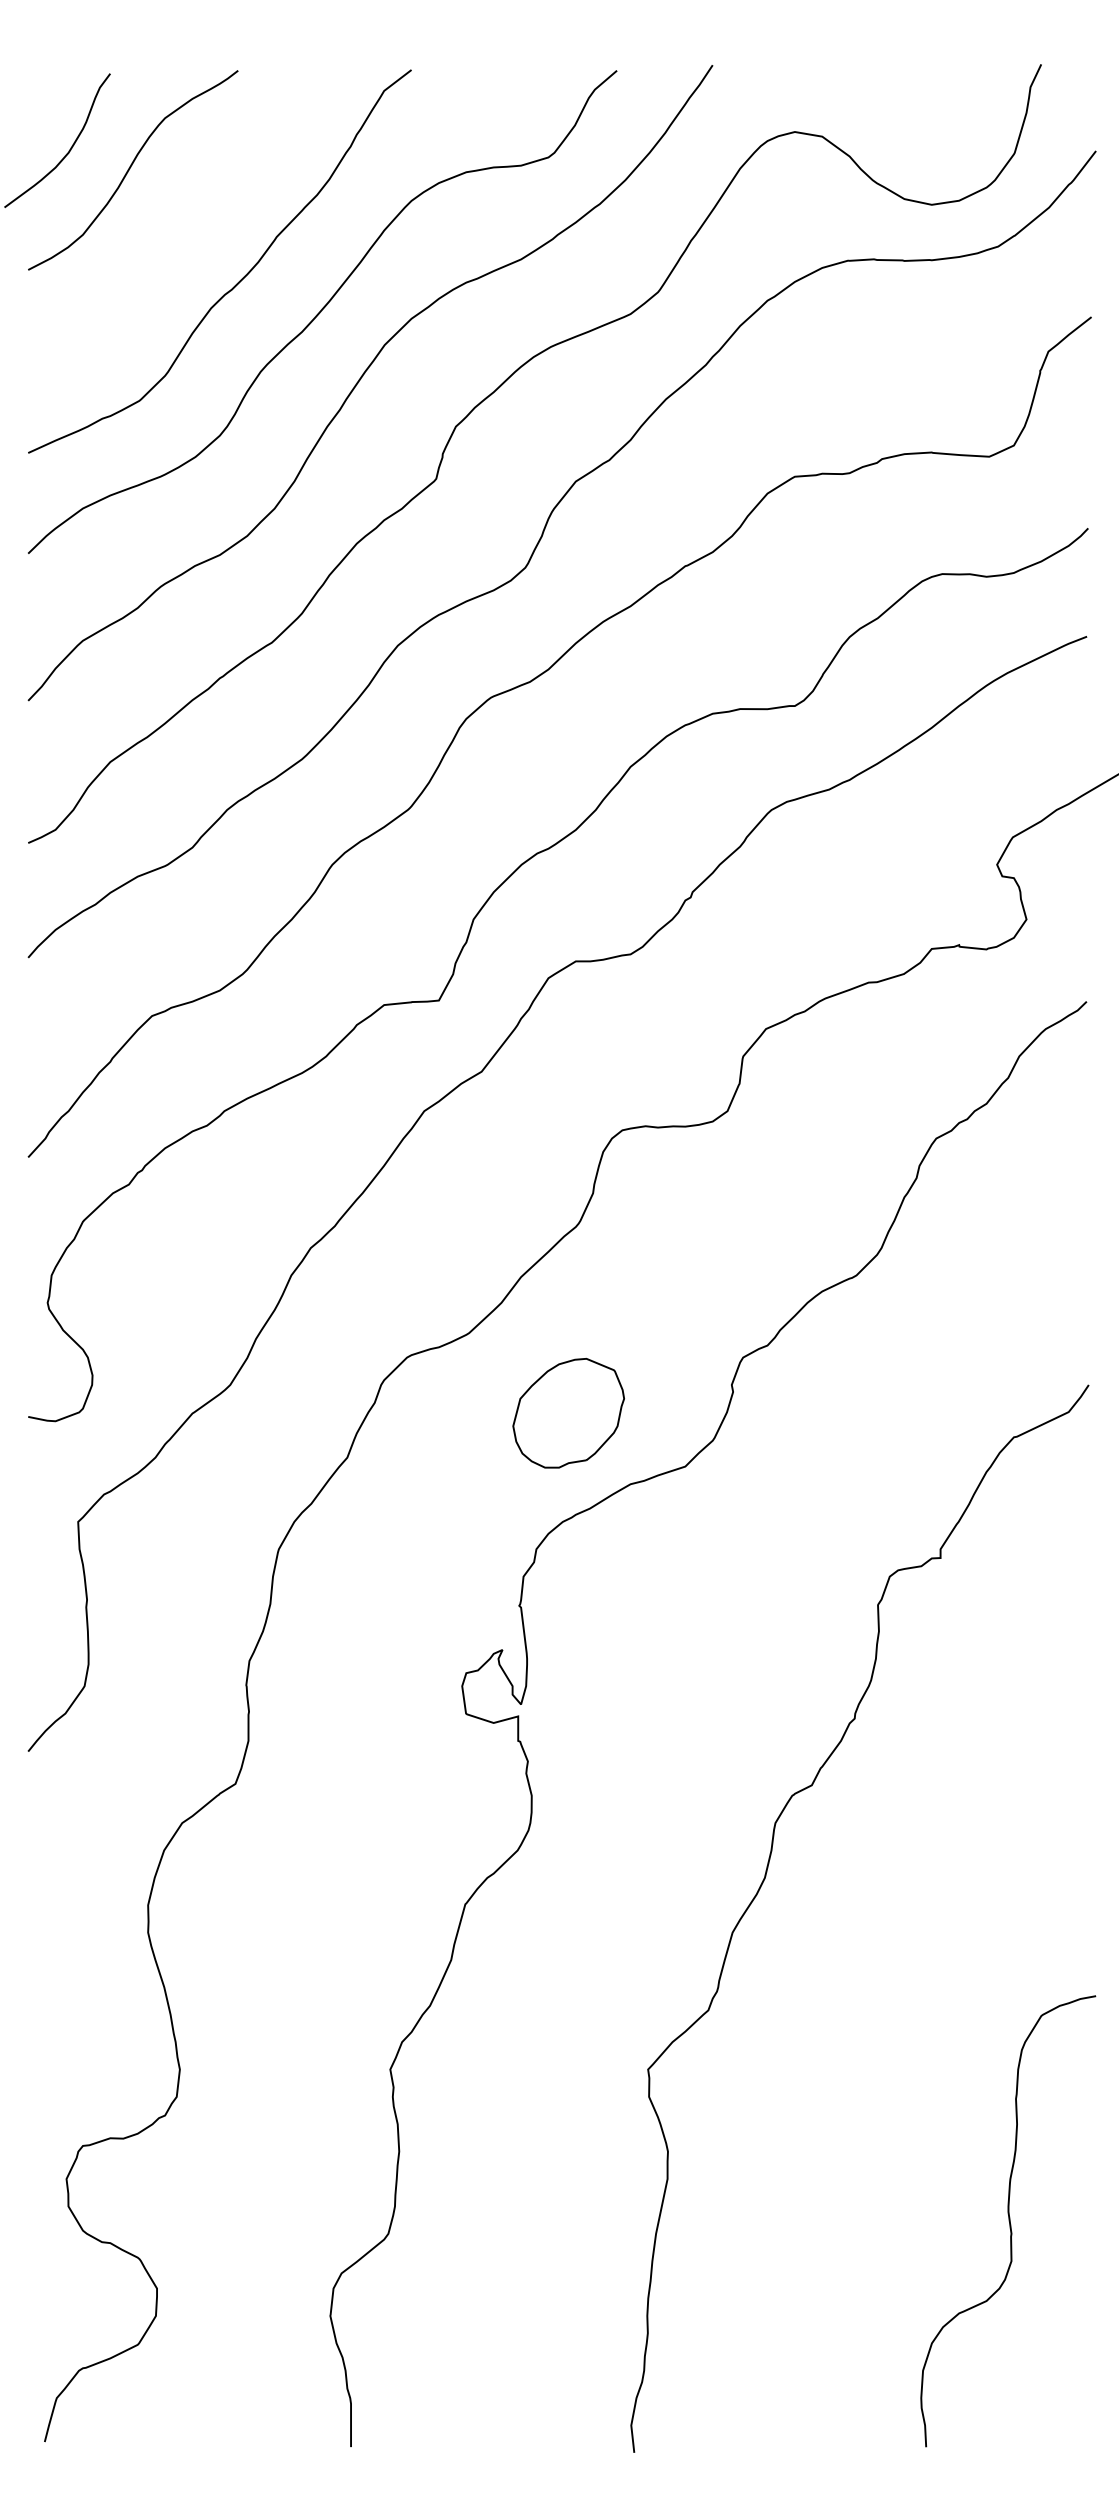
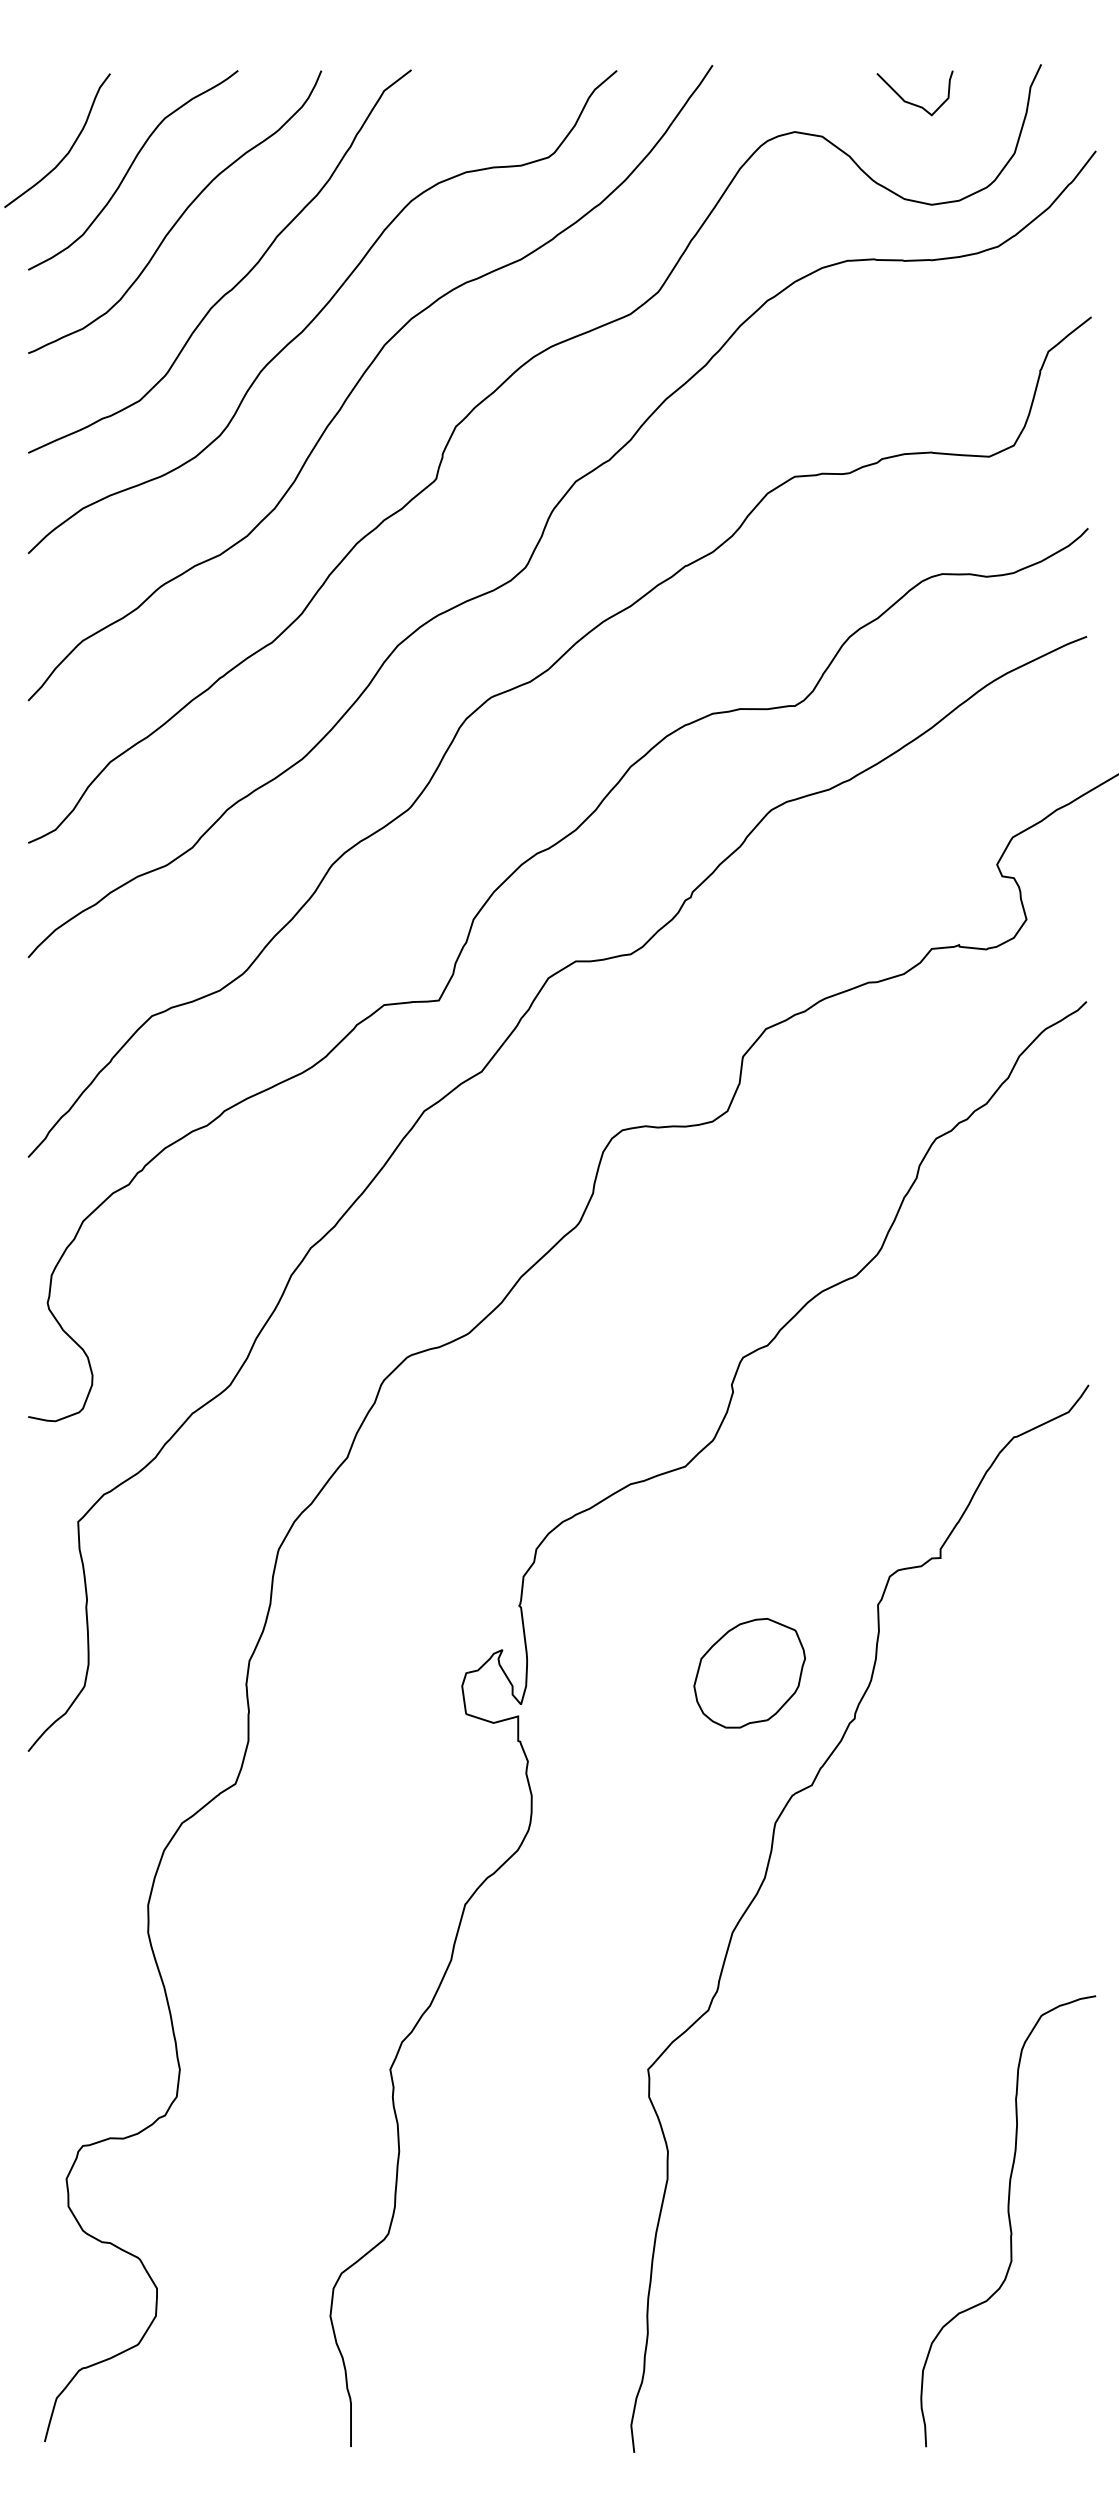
curve: none -> present (911, 102)
curve: none -> present (180, 215)
part position: (568, 1413) -> (749, 1673) (749, 1673)
